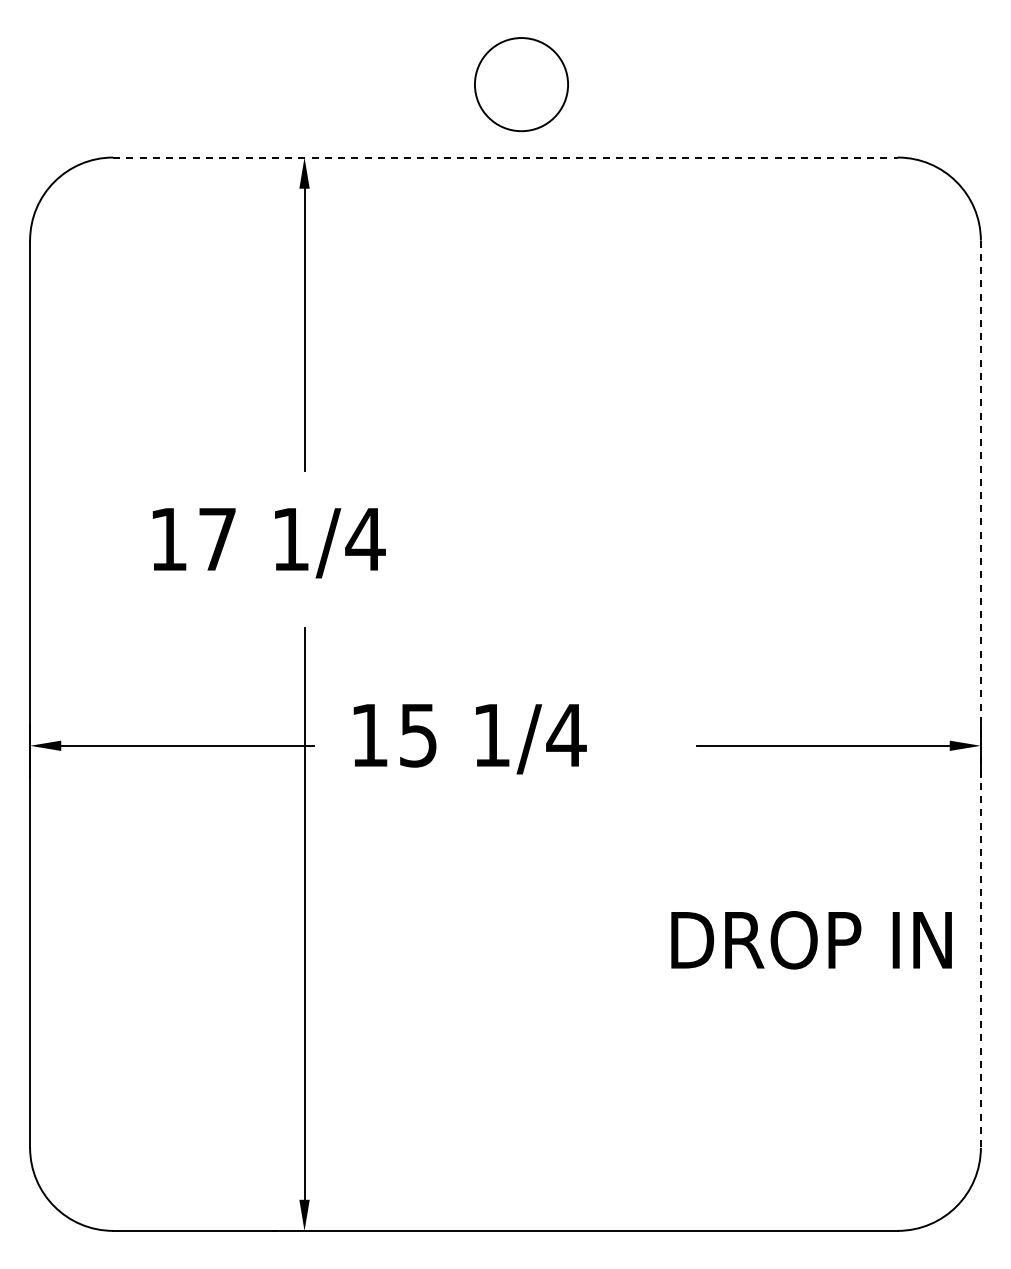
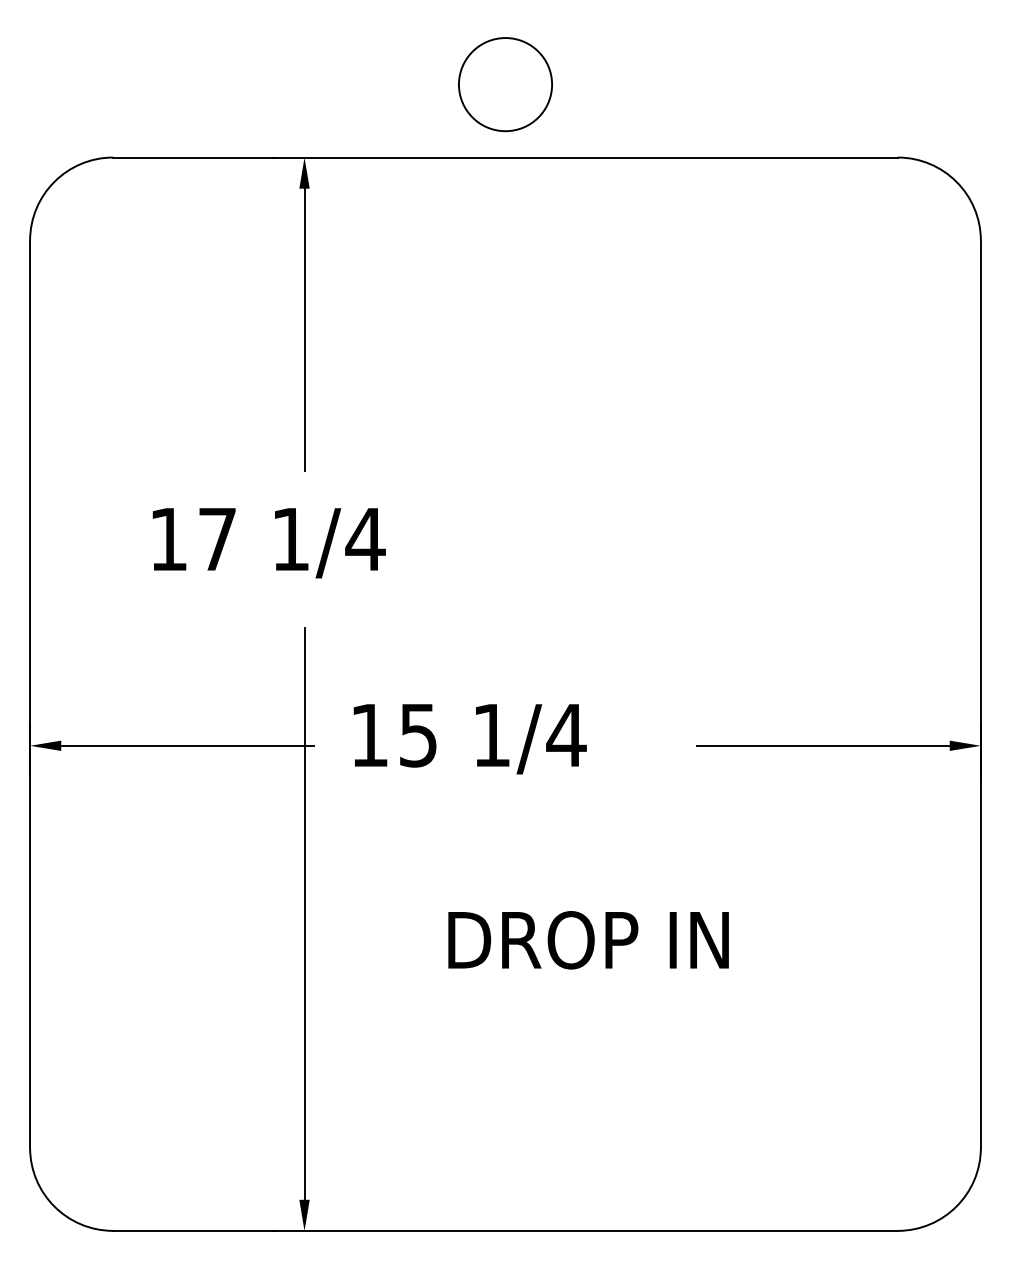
circle position: (521, 84) -> (505, 84) (505, 84)
line: dashed -> solid (505, 157)
line: dashed -> solid (980, 694)
text position: (811, 940) -> (588, 940) (588, 940)
